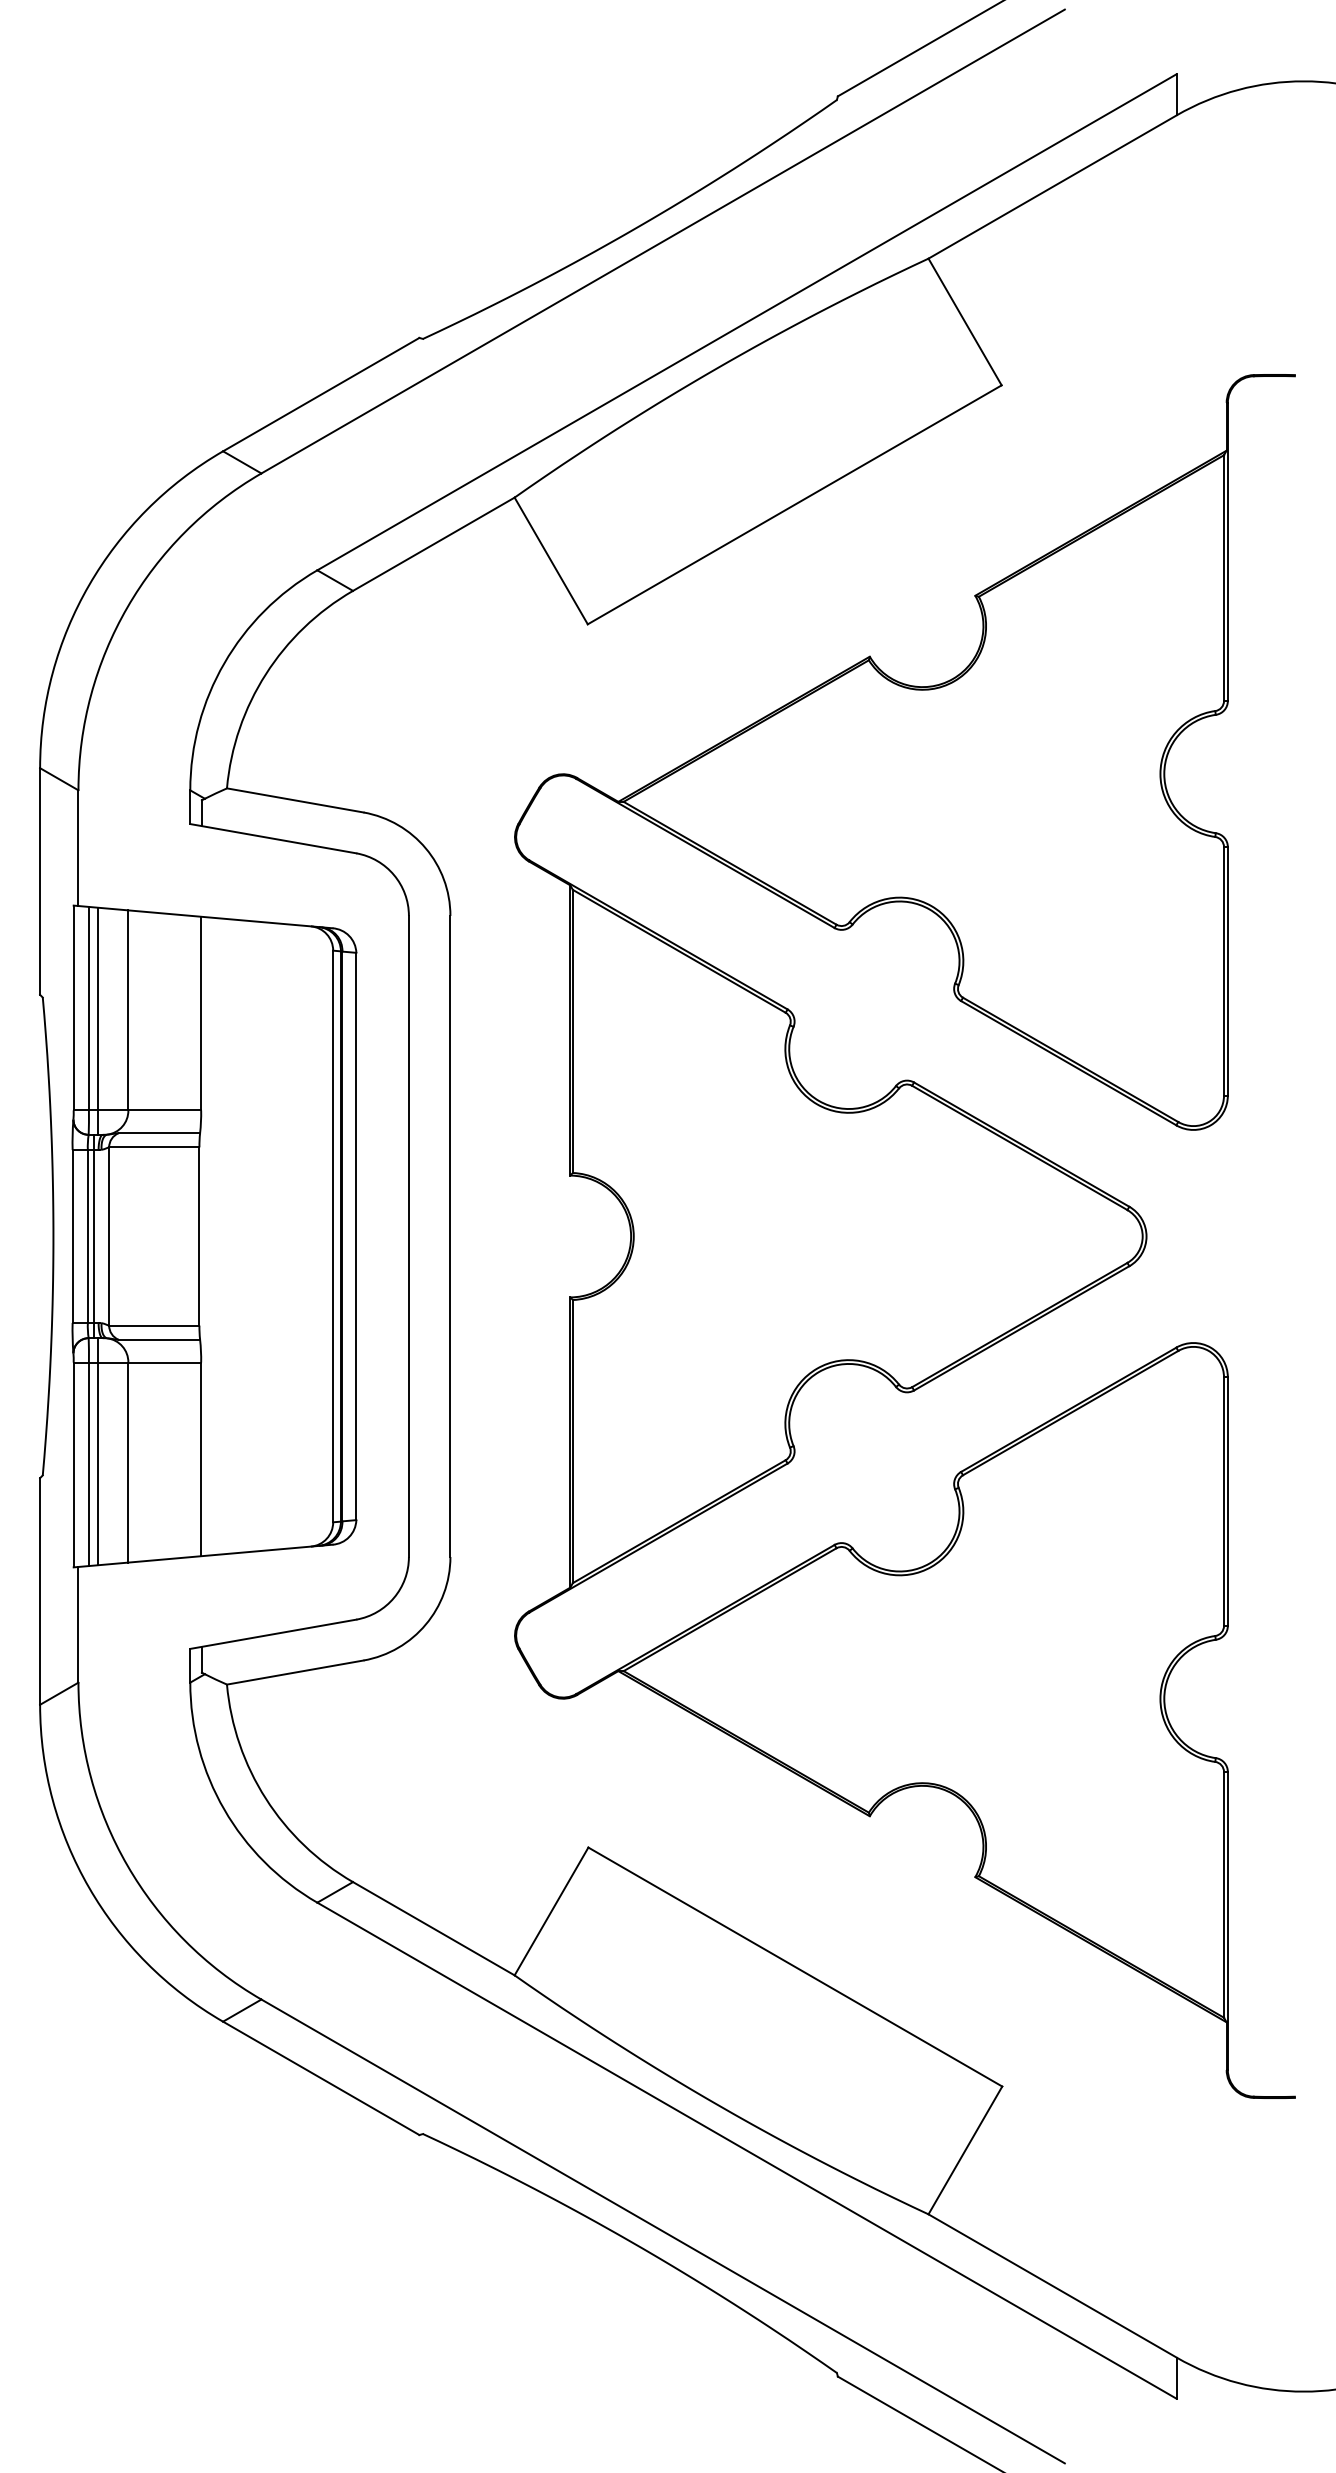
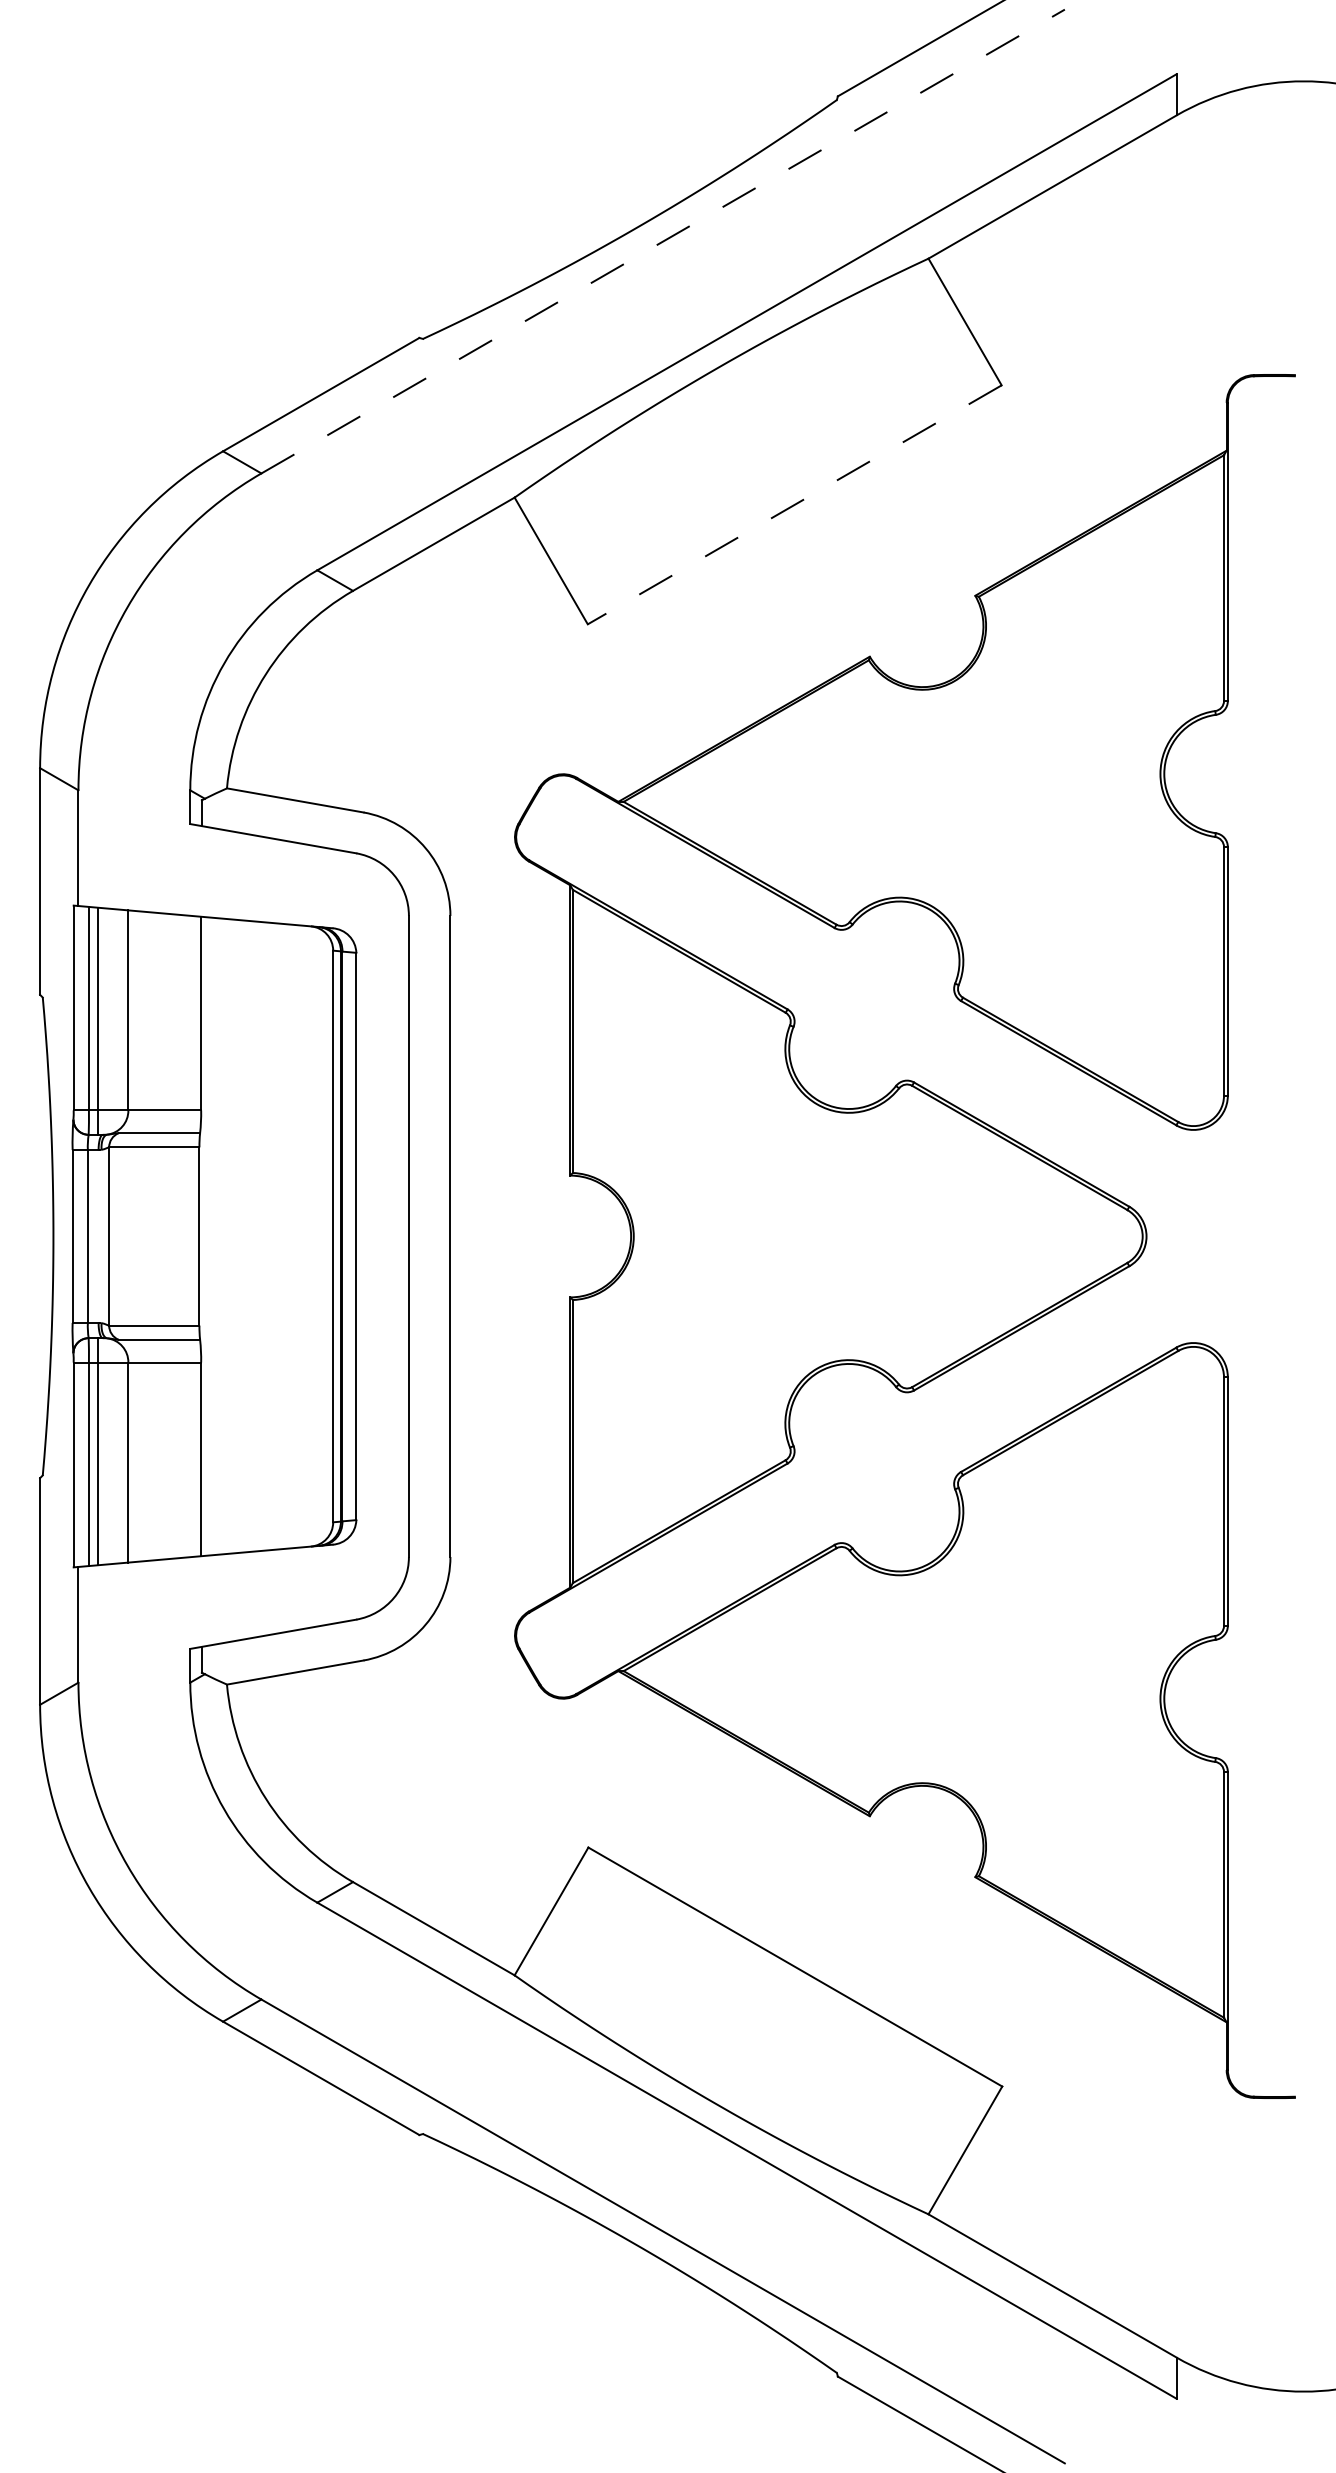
line: solid -> dashed (663, 241)
line: solid -> dashed (794, 504)
line: present -> none (94, 1236)
